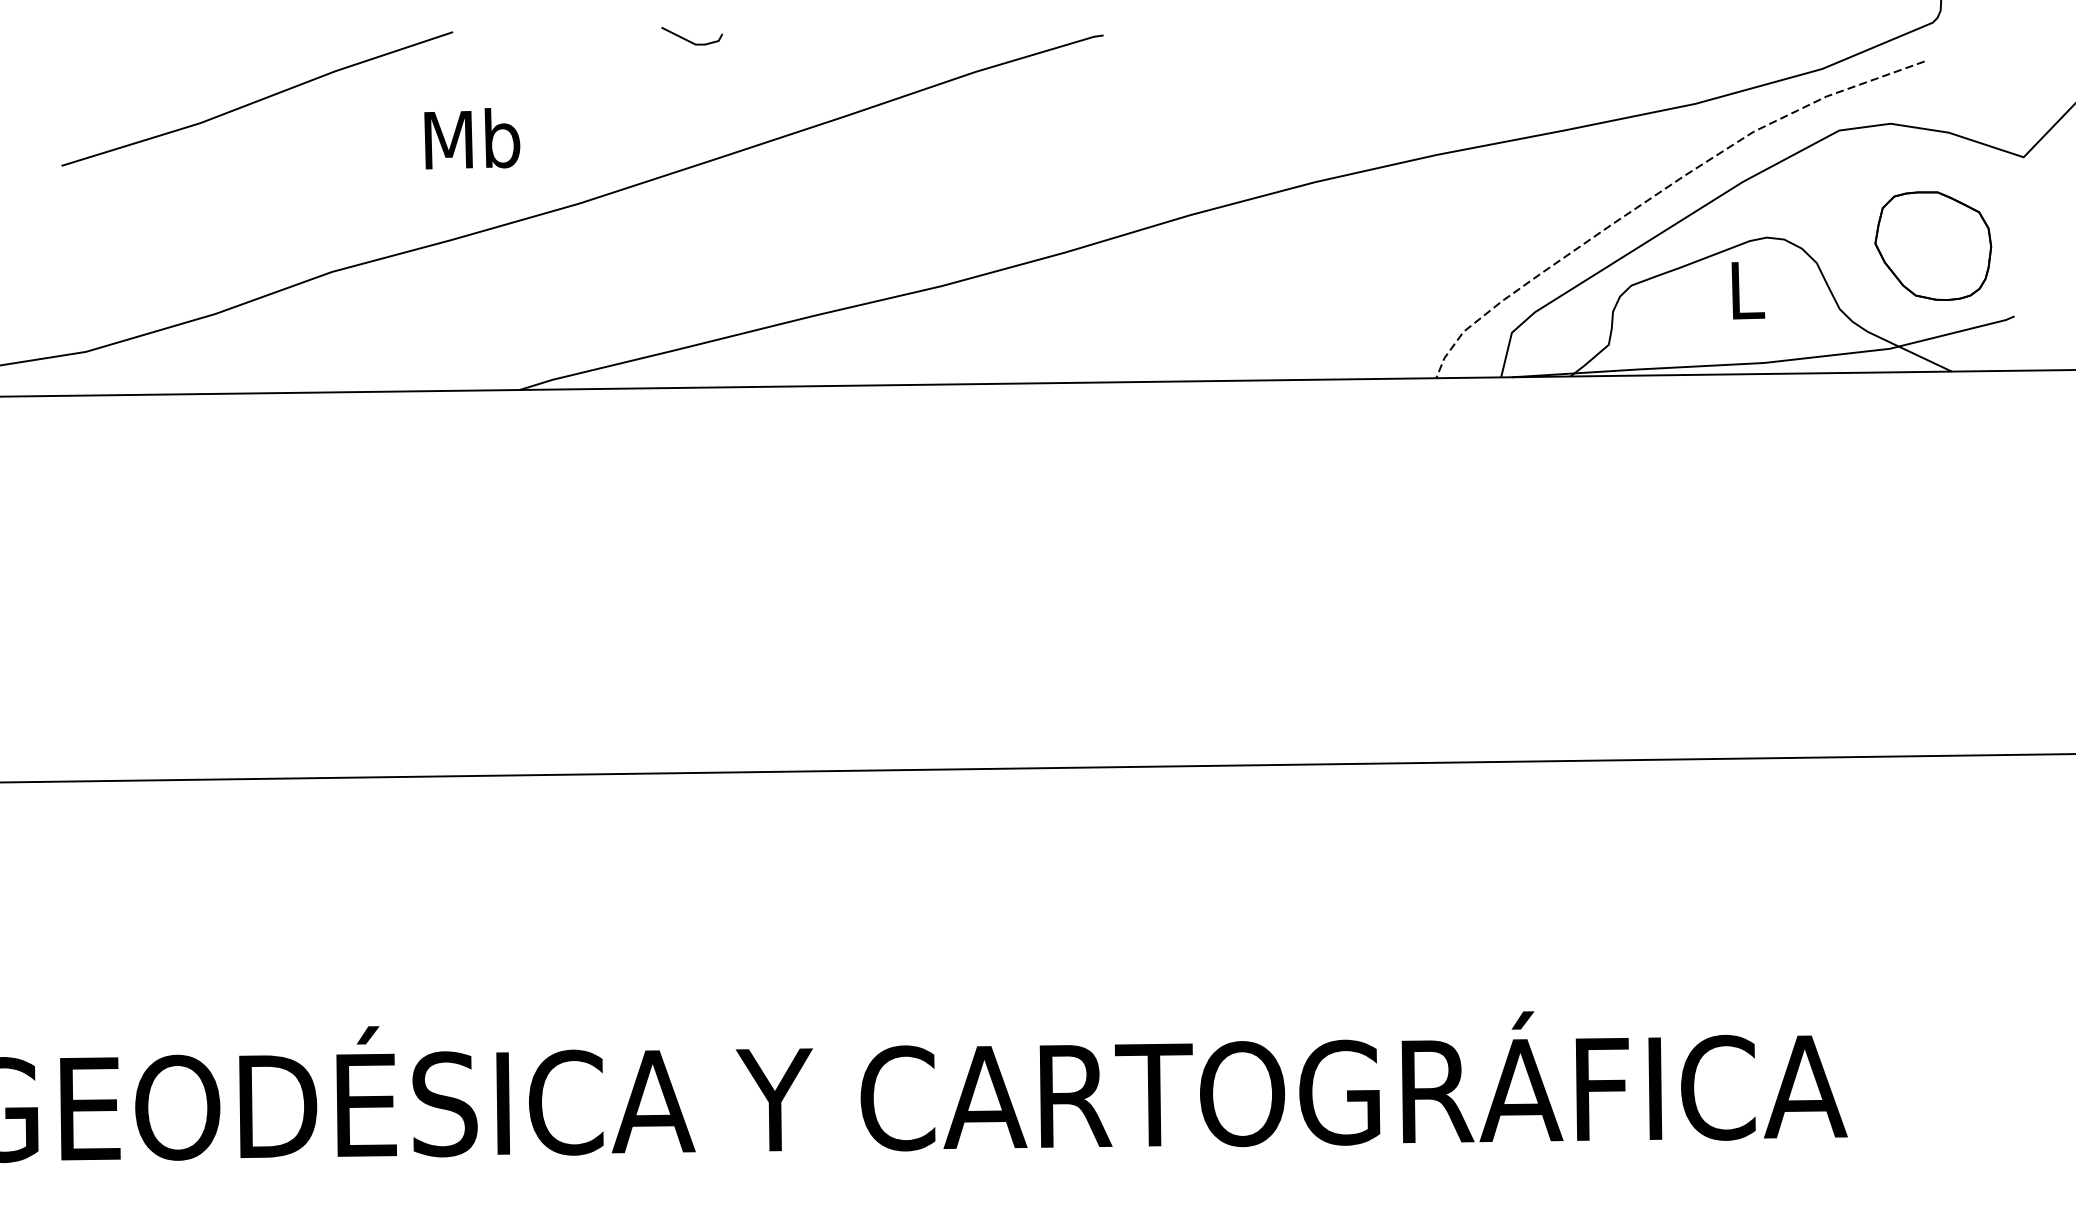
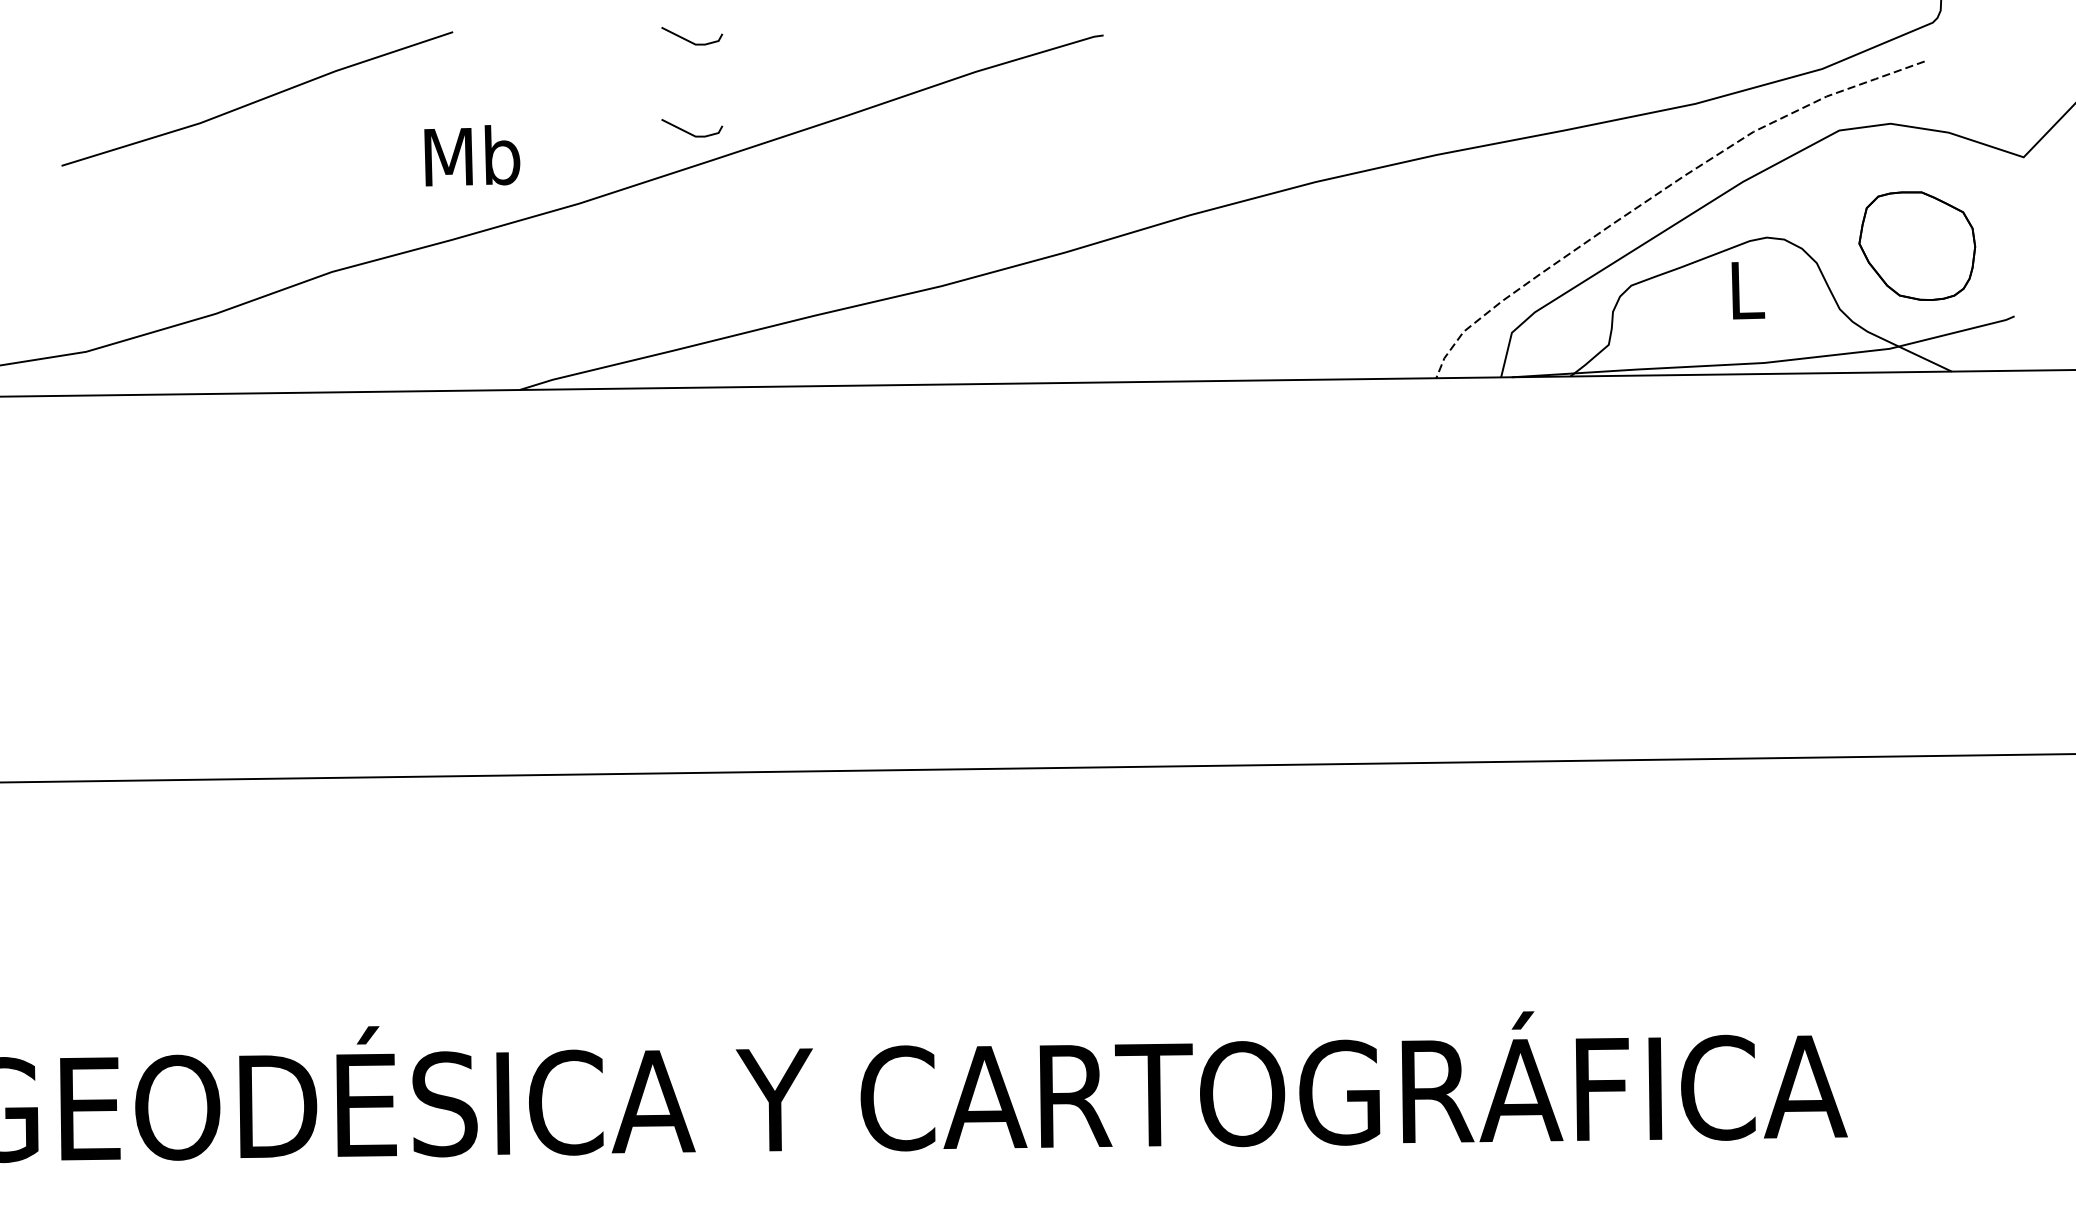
line: none -> present (689, 132)
text position: (472, 138) -> (472, 155) (472, 155)
part position: (1933, 245) -> (1917, 245) (1917, 245)
